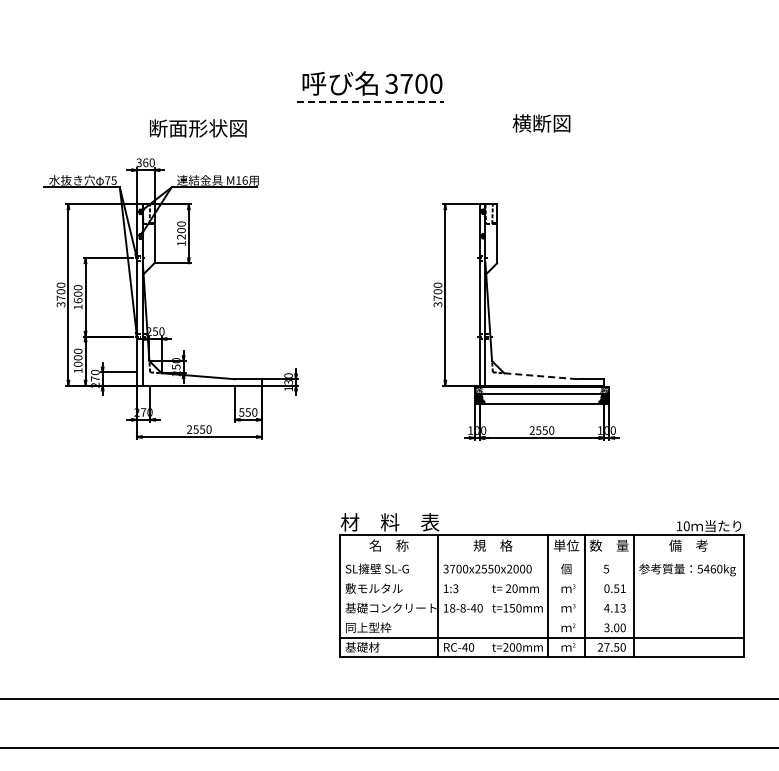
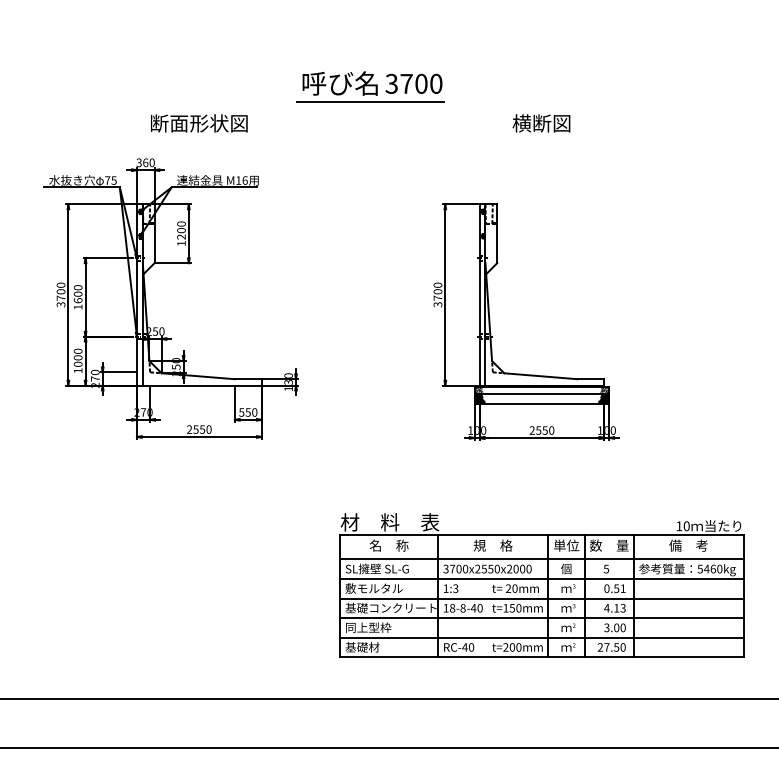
line: dashed -> solid (371, 101)
text position: (198, 128) -> (199, 123) (199, 123)
line: dashed -> solid (540, 376)
line: none -> present (541, 559)
line: none -> present (541, 578)
line: none -> present (541, 598)
line: none -> present (541, 618)
